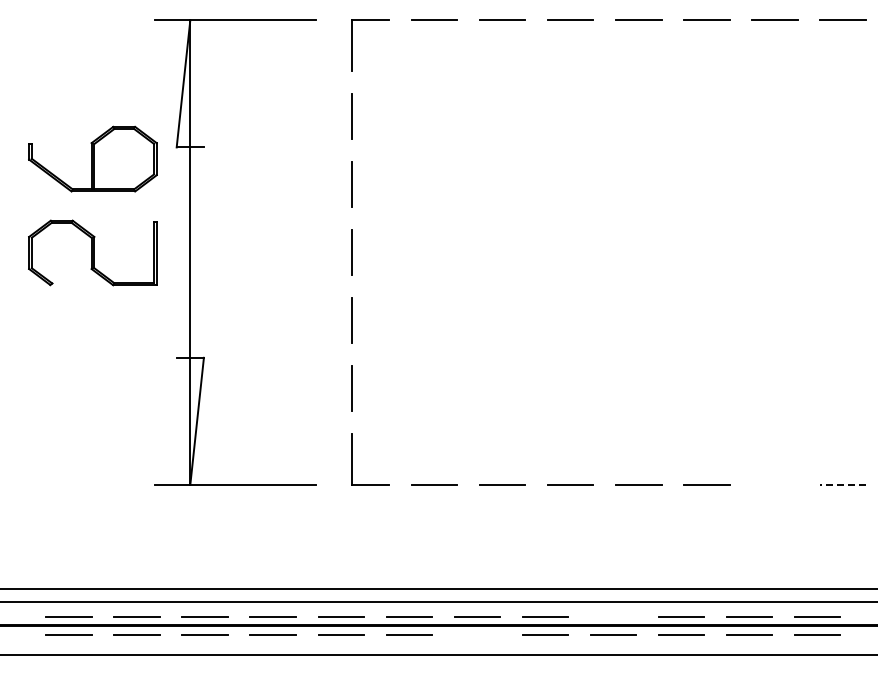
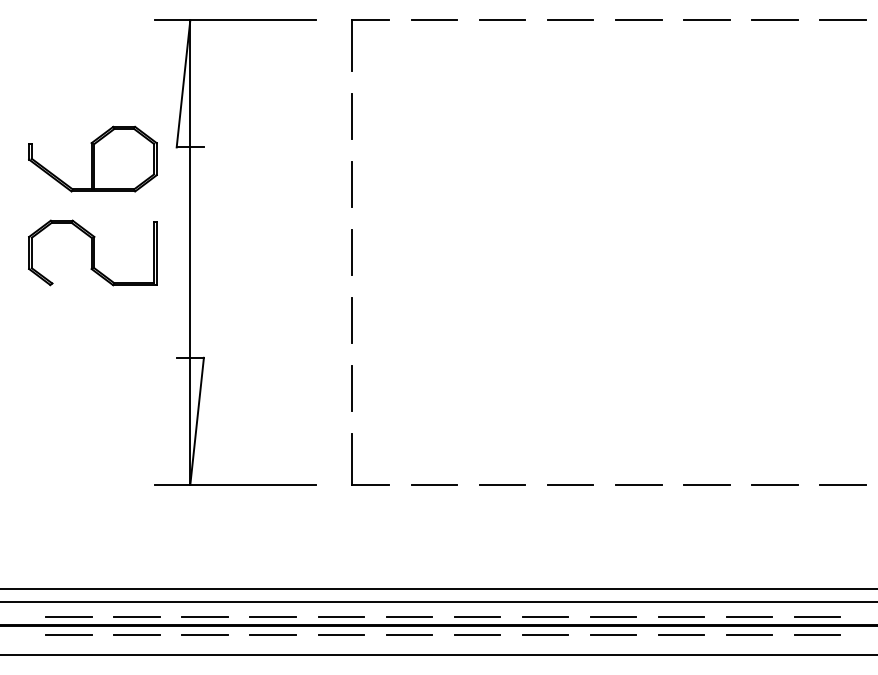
line: none -> present (774, 484)
line: dashed -> solid (843, 484)
line: none -> present (613, 617)
line: none -> present (476, 634)
